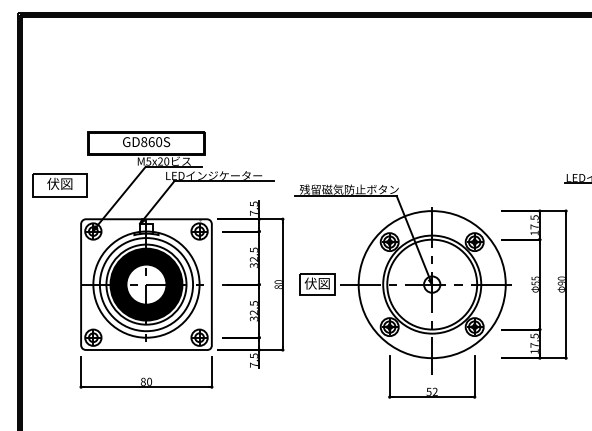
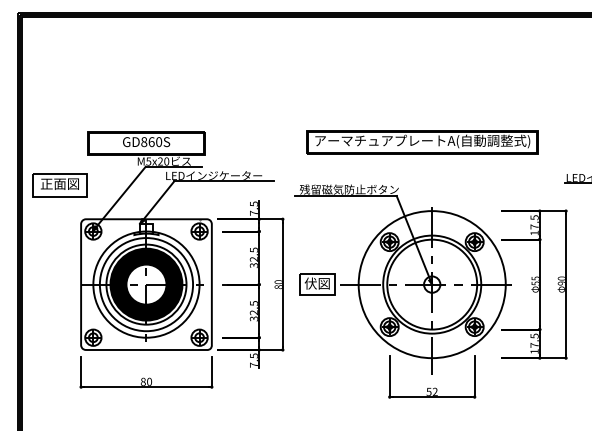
part: none -> present (422, 142)
text: 伏図 -> 正面図 (59, 183)
